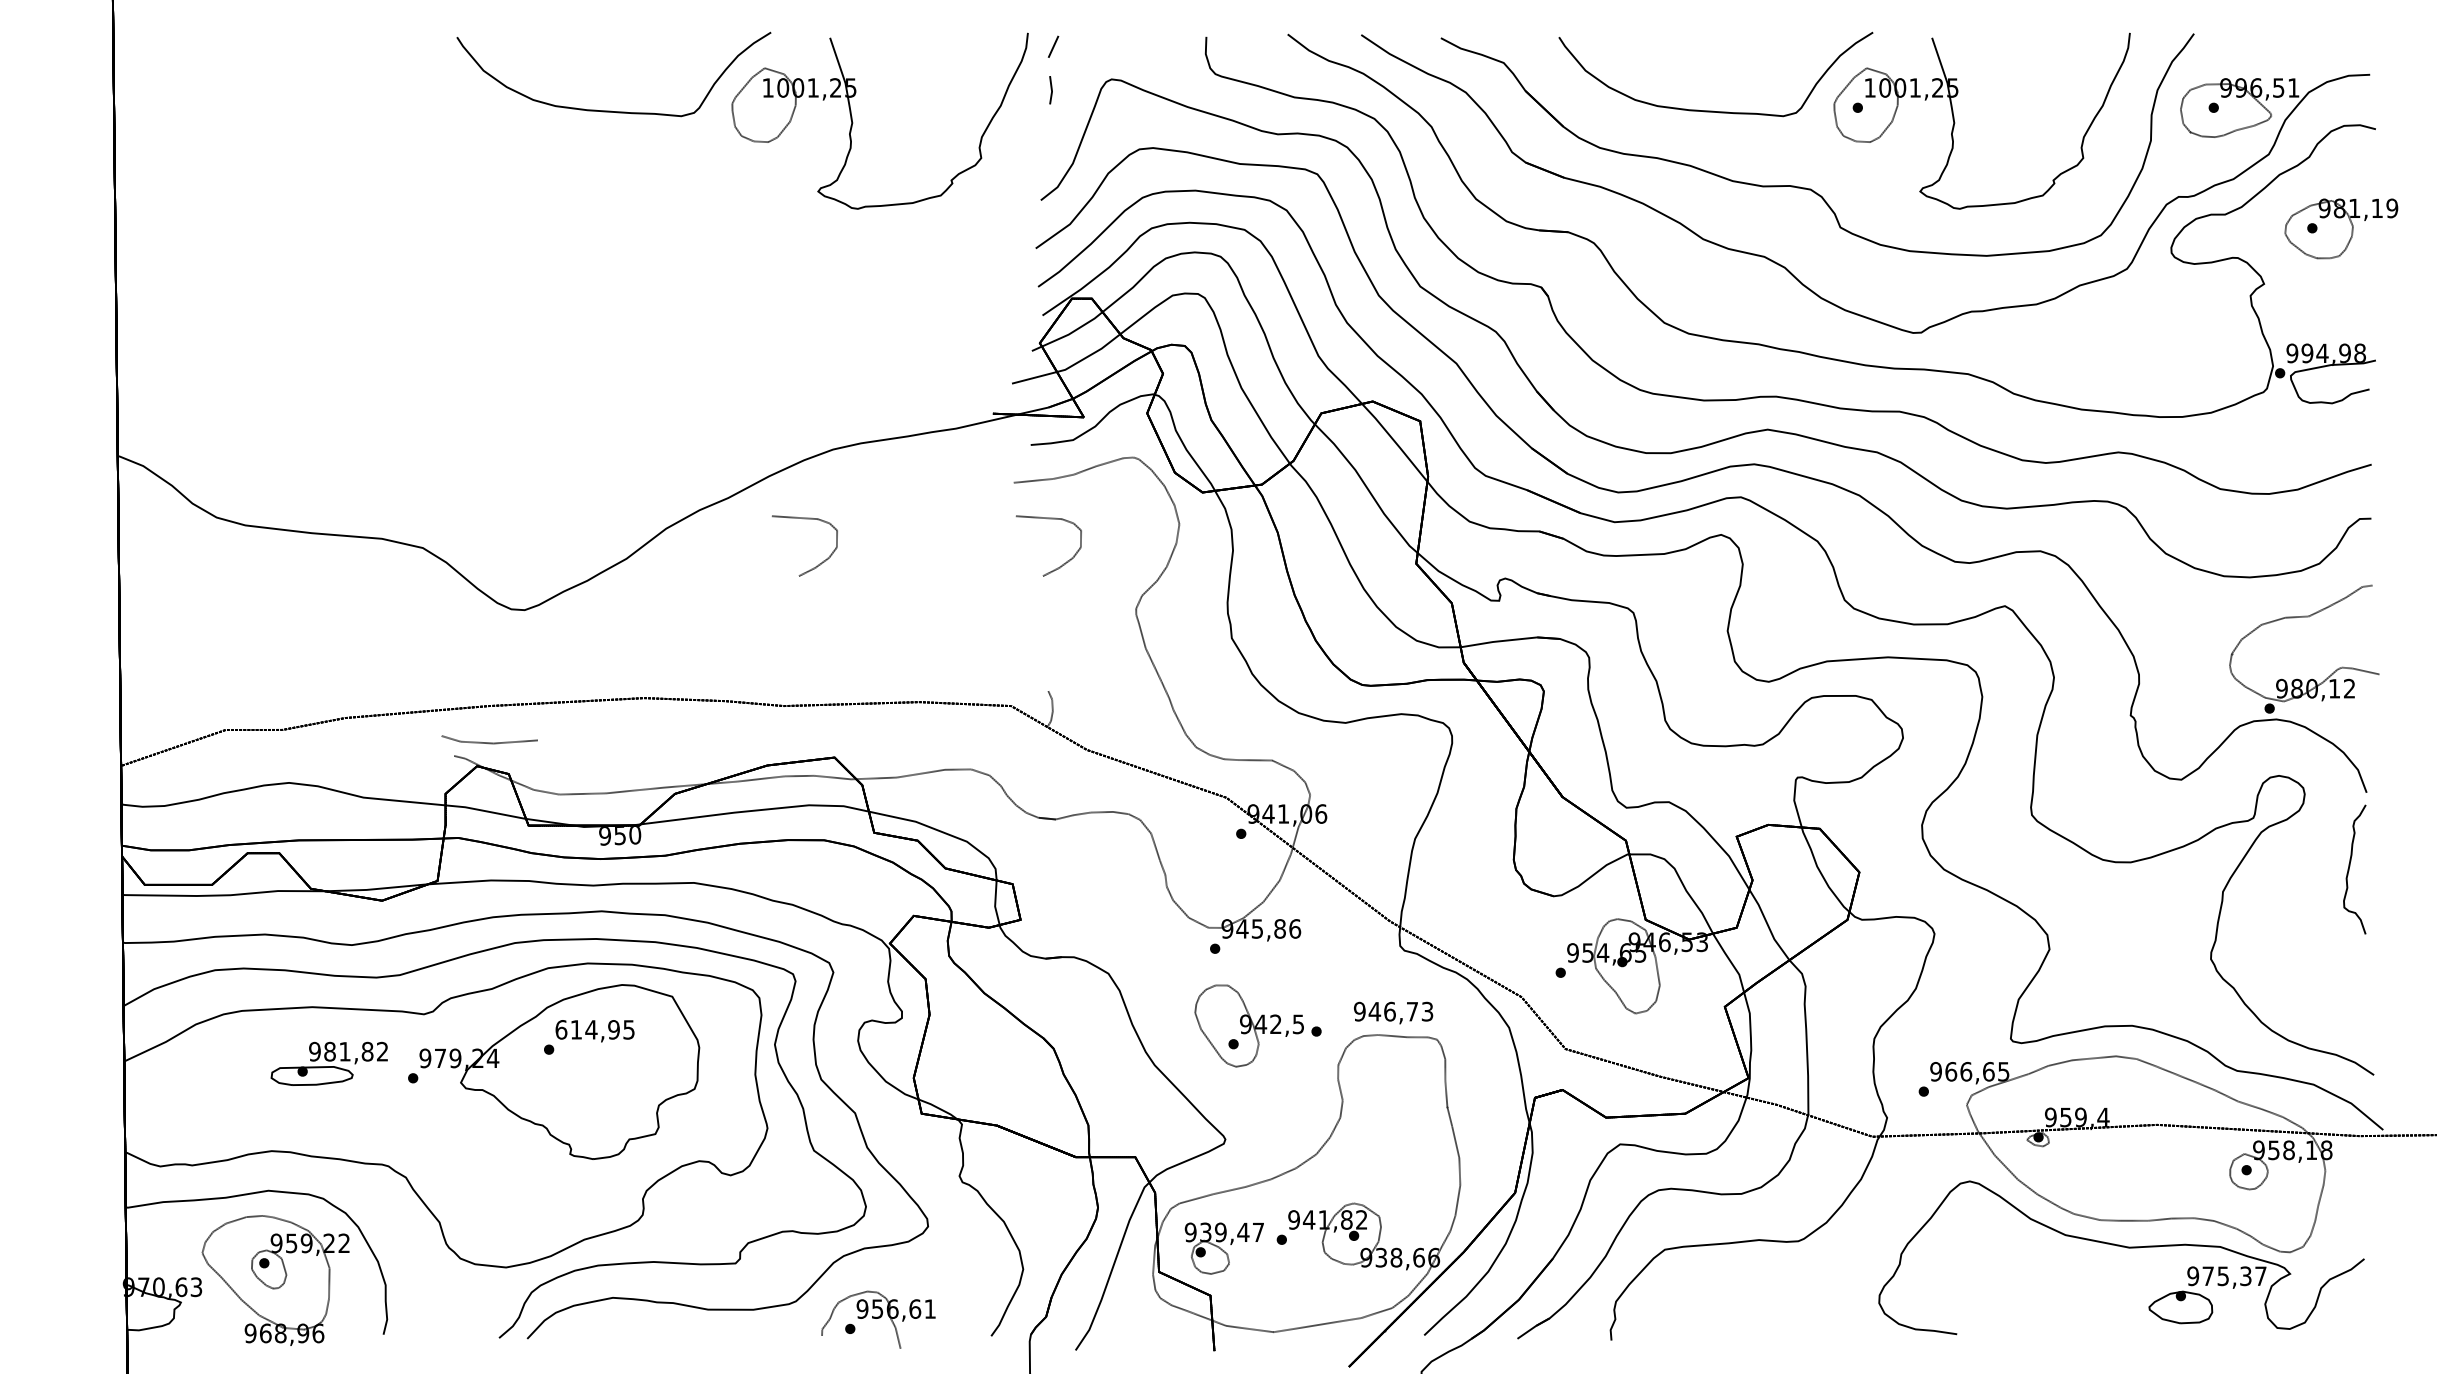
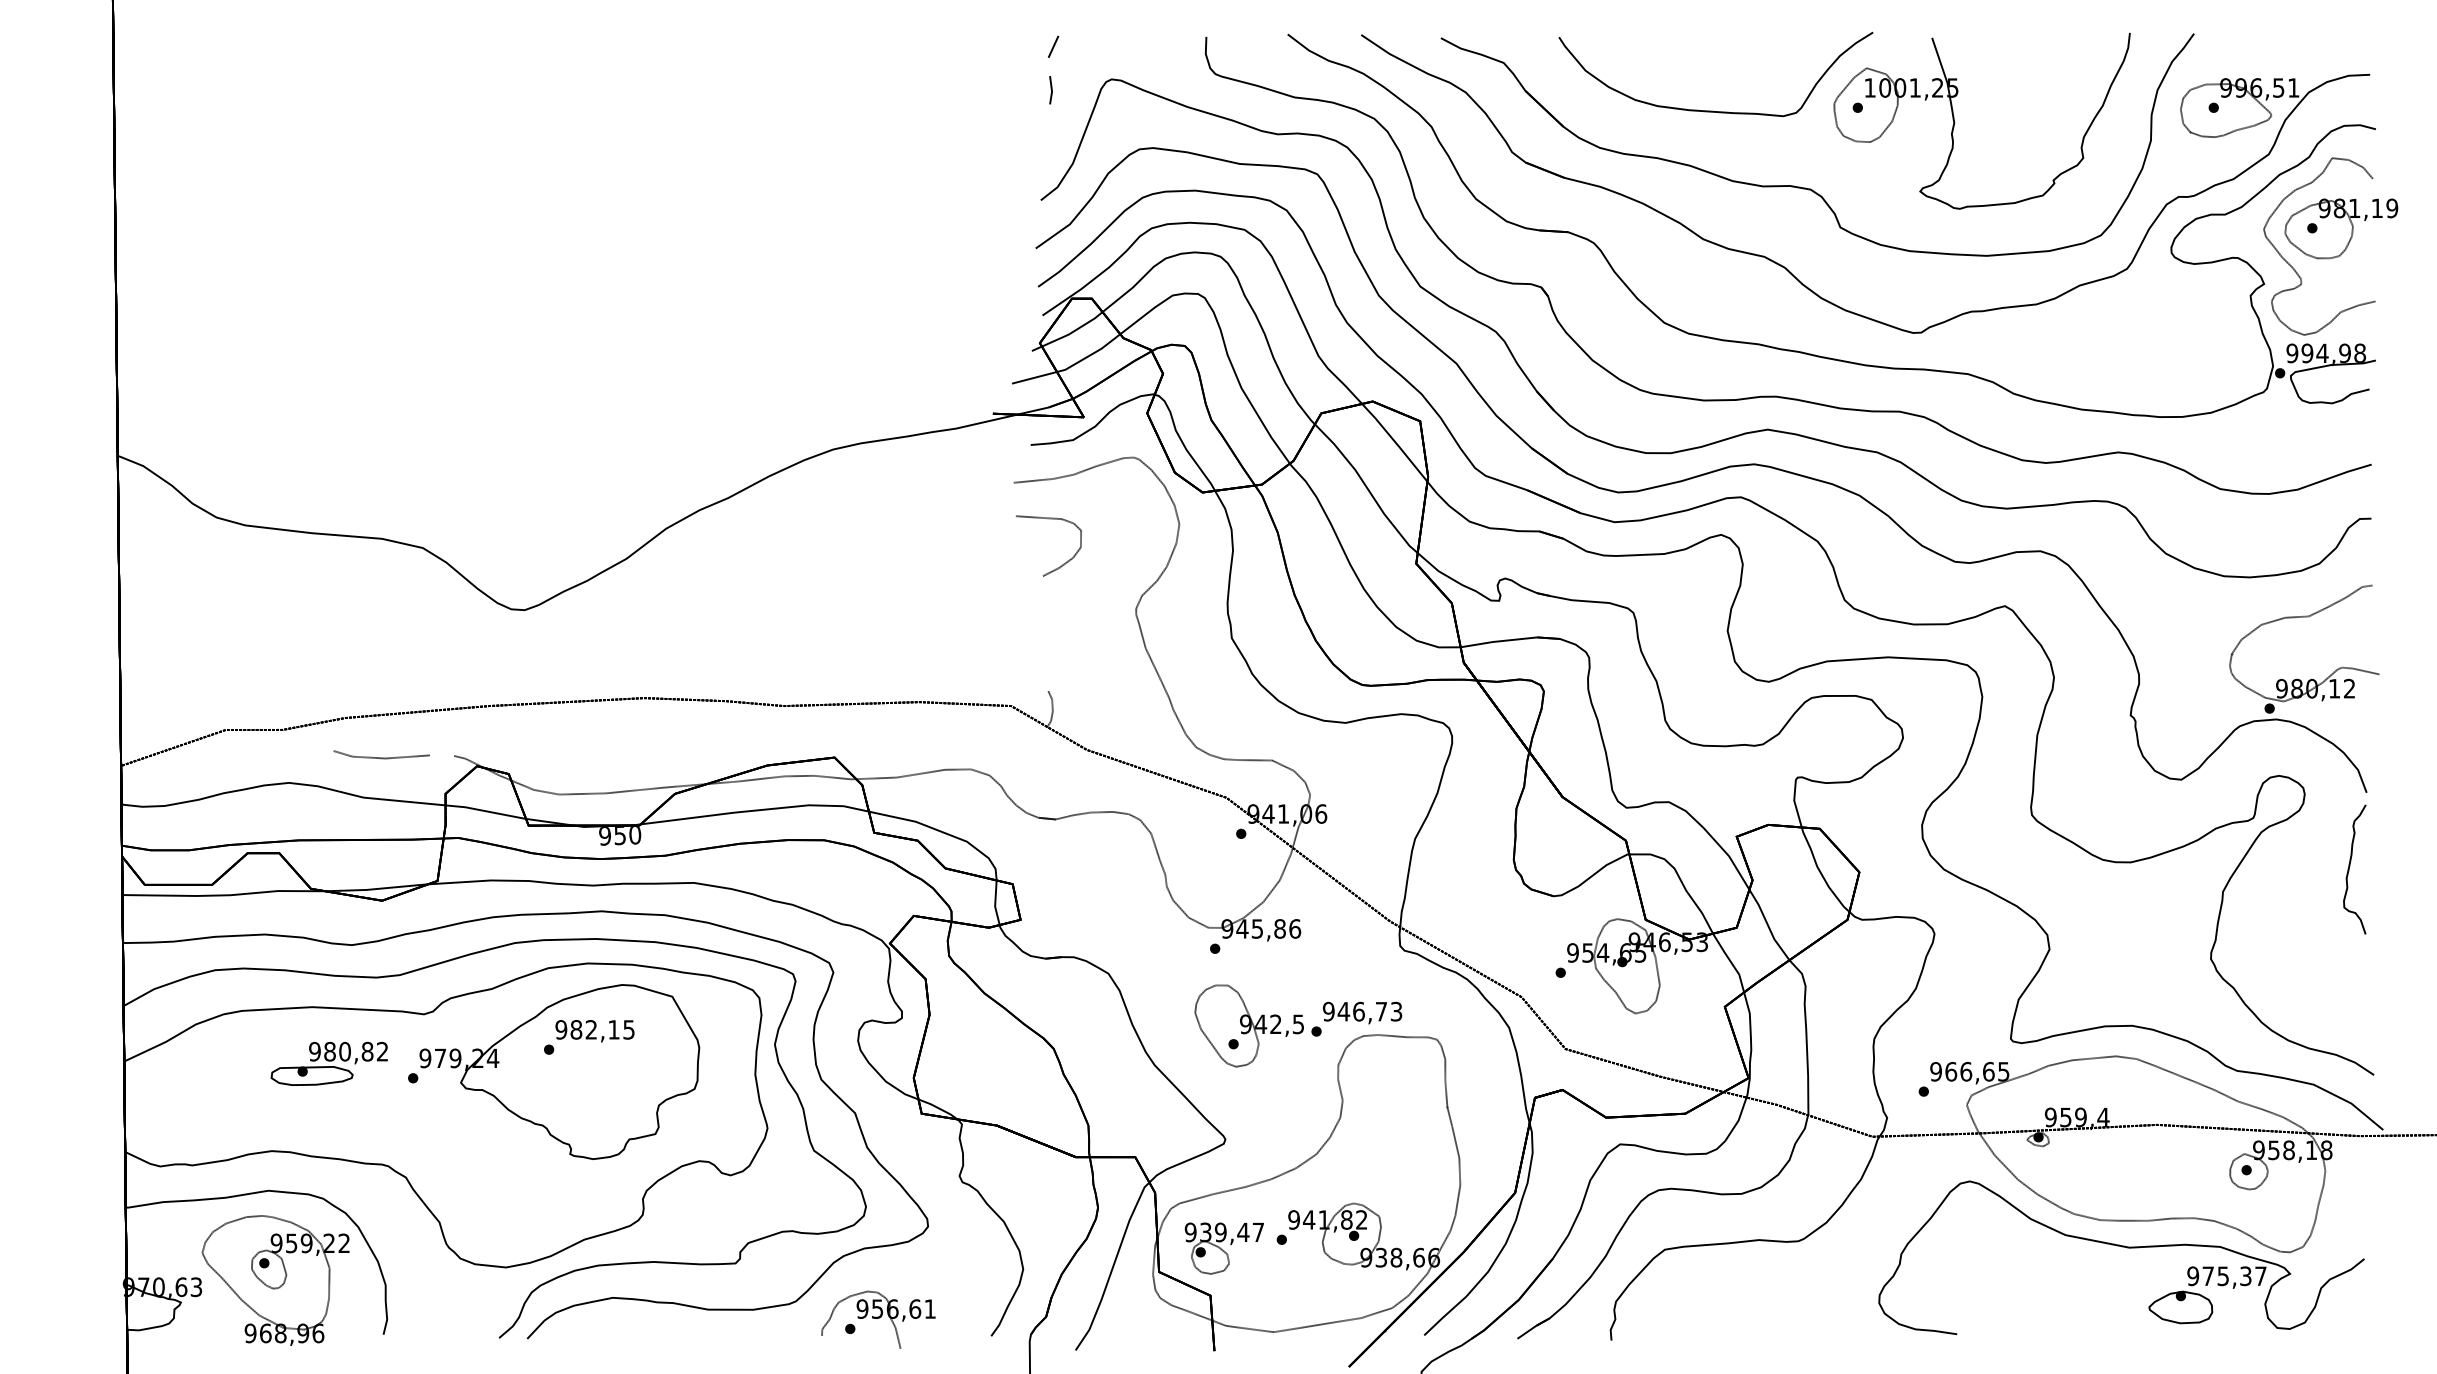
part: present -> none (742, 120)
part: none -> present (2295, 269)
curve: present -> none (816, 565)
line position: (489, 742) -> (381, 757) (381, 757)
text position: (1393, 1012) -> (1362, 1012) (1362, 1012)
text: 614,95 -> 982,15 (587, 1029)
text: 981,82 -> 980,82 (344, 1051)
